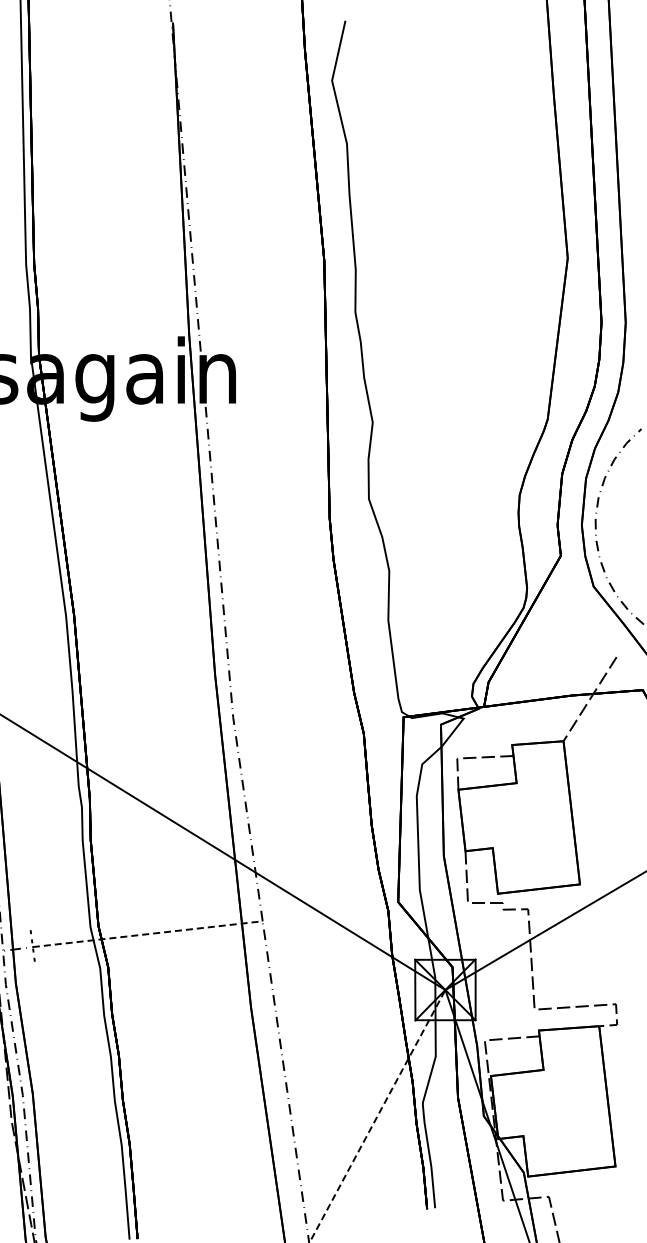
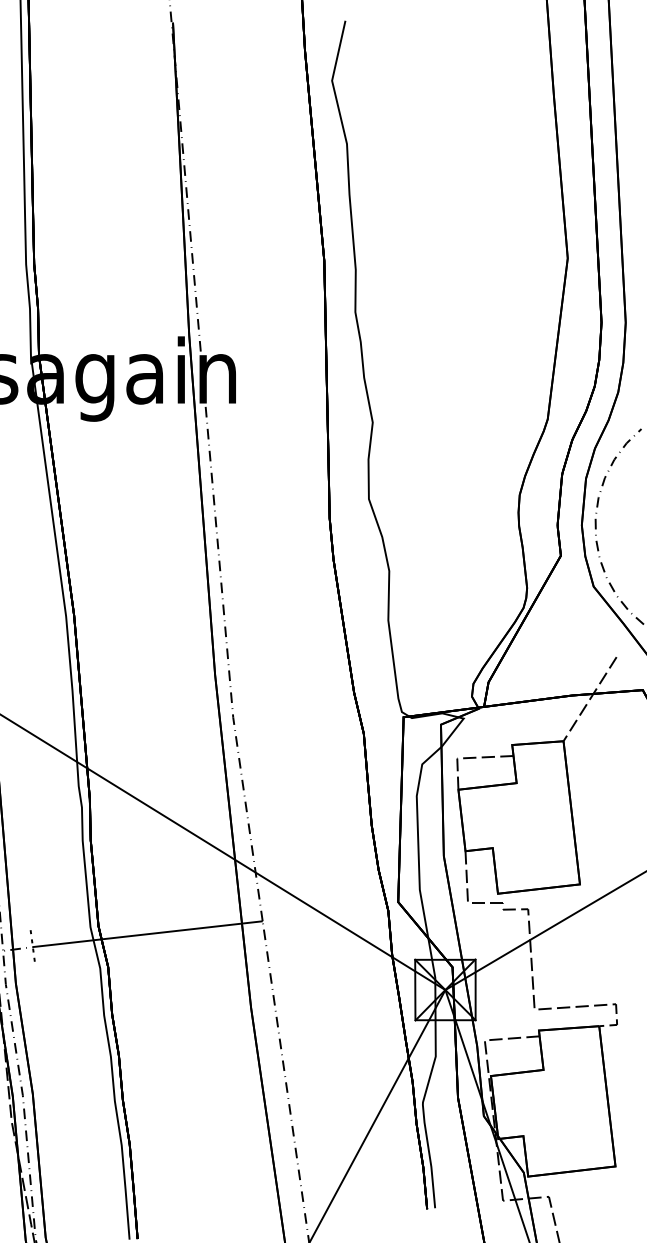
line: dashed -> solid (147, 934)
line: dashed -> solid (377, 1115)
